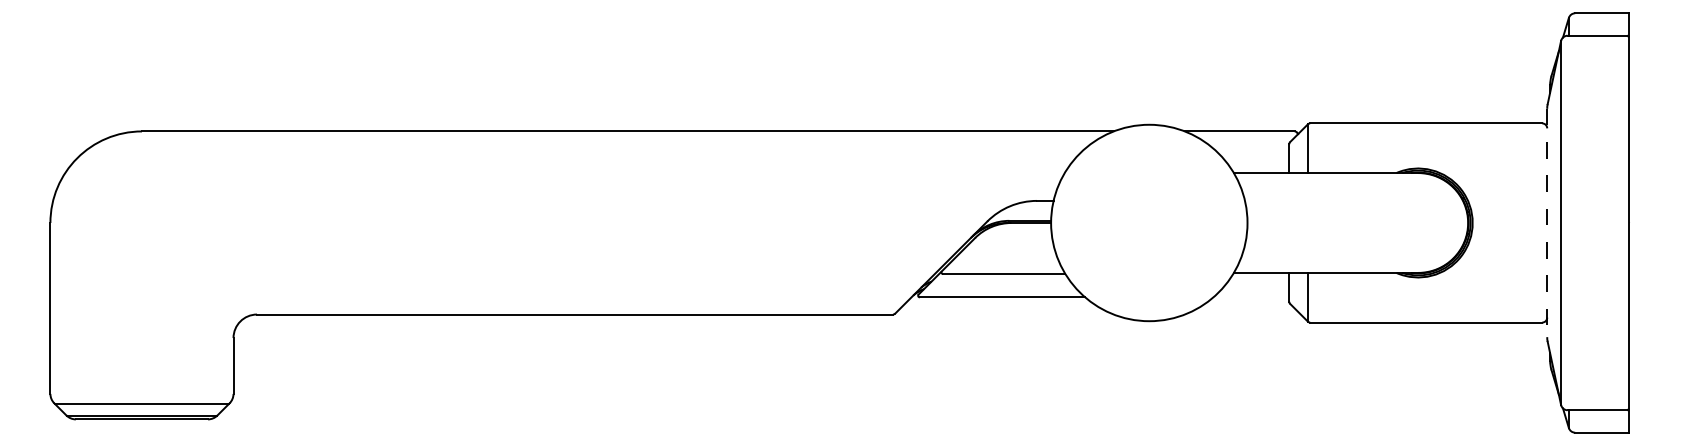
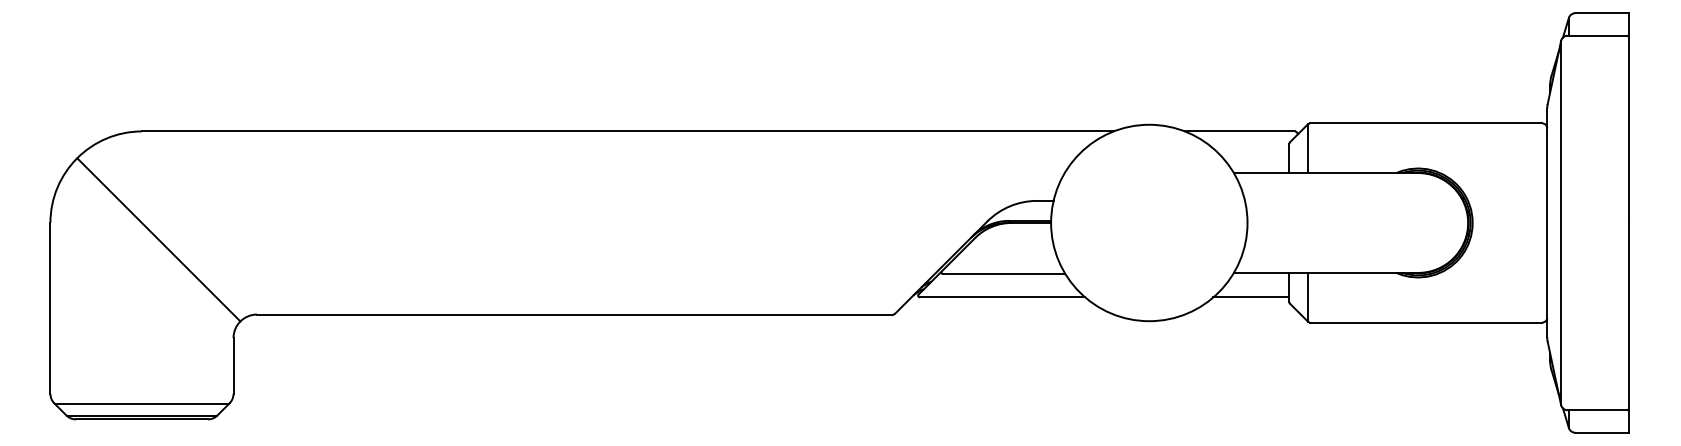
line: dashed -> solid (1547, 223)
line: none -> present (158, 239)
line: none -> present (1251, 297)
